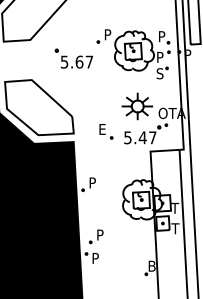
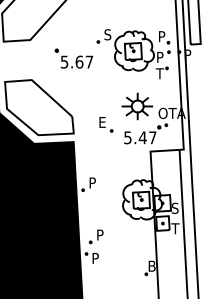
text: P -> S (107, 34)
text: S -> T (159, 73)
part position: (106, 131) -> (106, 124) (106, 124)
text: T -> S (175, 207)
